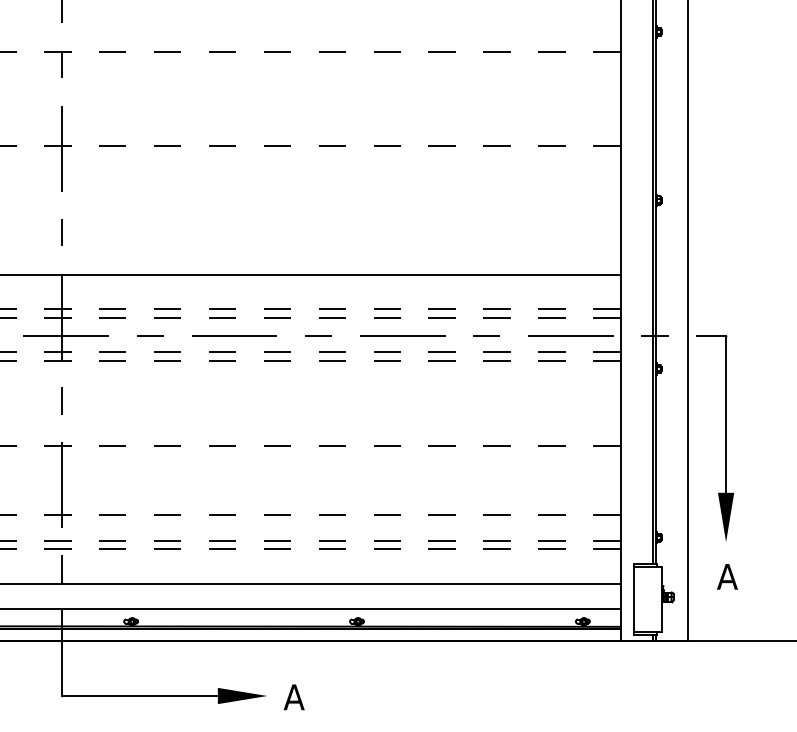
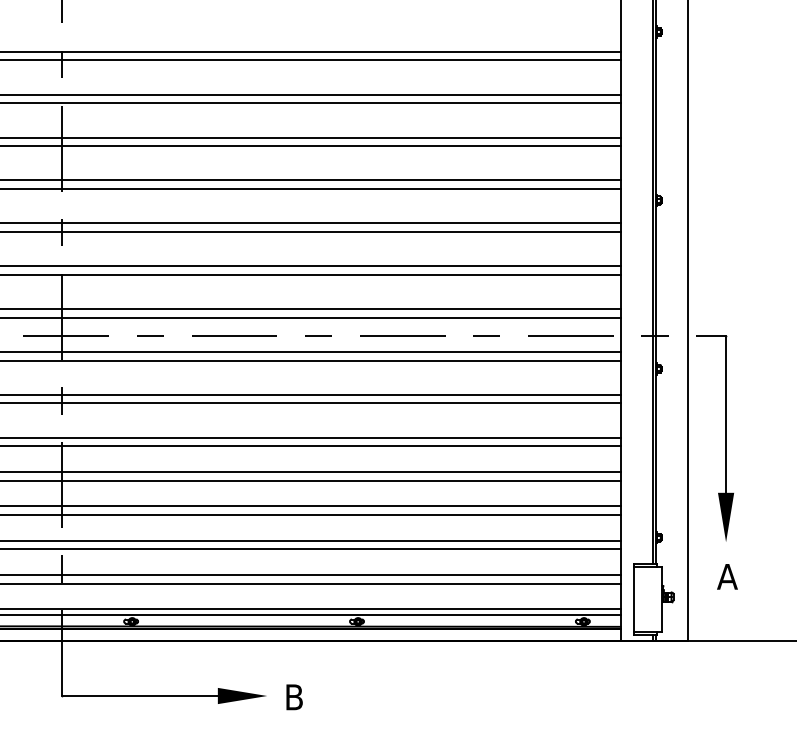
line: dashed -> solid (310, 51)
line: none -> present (311, 60)
line: none -> present (311, 94)
line: none -> present (311, 103)
line: none -> present (311, 137)
line: dashed -> solid (310, 146)
line: none -> present (311, 180)
line: none -> present (311, 189)
line: none -> present (311, 223)
line: none -> present (311, 231)
line: none -> present (311, 266)
line: dashed -> solid (310, 309)
line: dashed -> solid (310, 317)
line: dashed -> solid (310, 352)
line: dashed -> solid (310, 360)
line: none -> present (311, 394)
line: none -> present (311, 403)
line: none -> present (311, 437)
line: dashed -> solid (310, 446)
line: none -> present (311, 472)
line: none -> present (311, 480)
line: none -> present (311, 506)
line: dashed -> solid (310, 515)
line: dashed -> solid (310, 540)
line: dashed -> solid (310, 549)
line: none -> present (311, 575)
line: none -> present (311, 614)
text: A -> B (293, 697)
